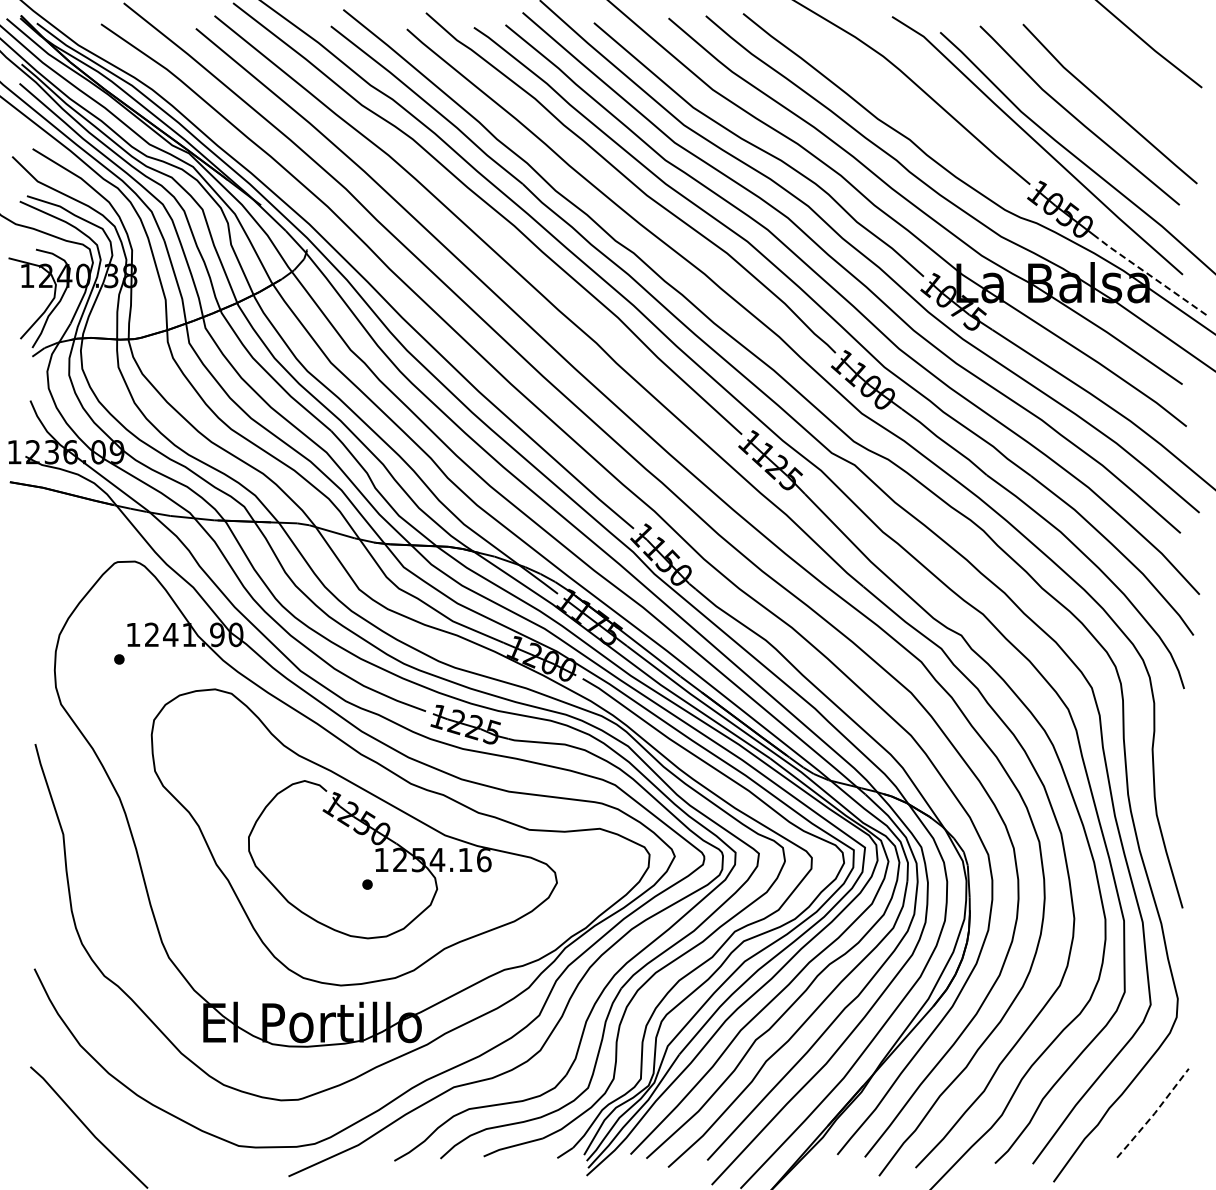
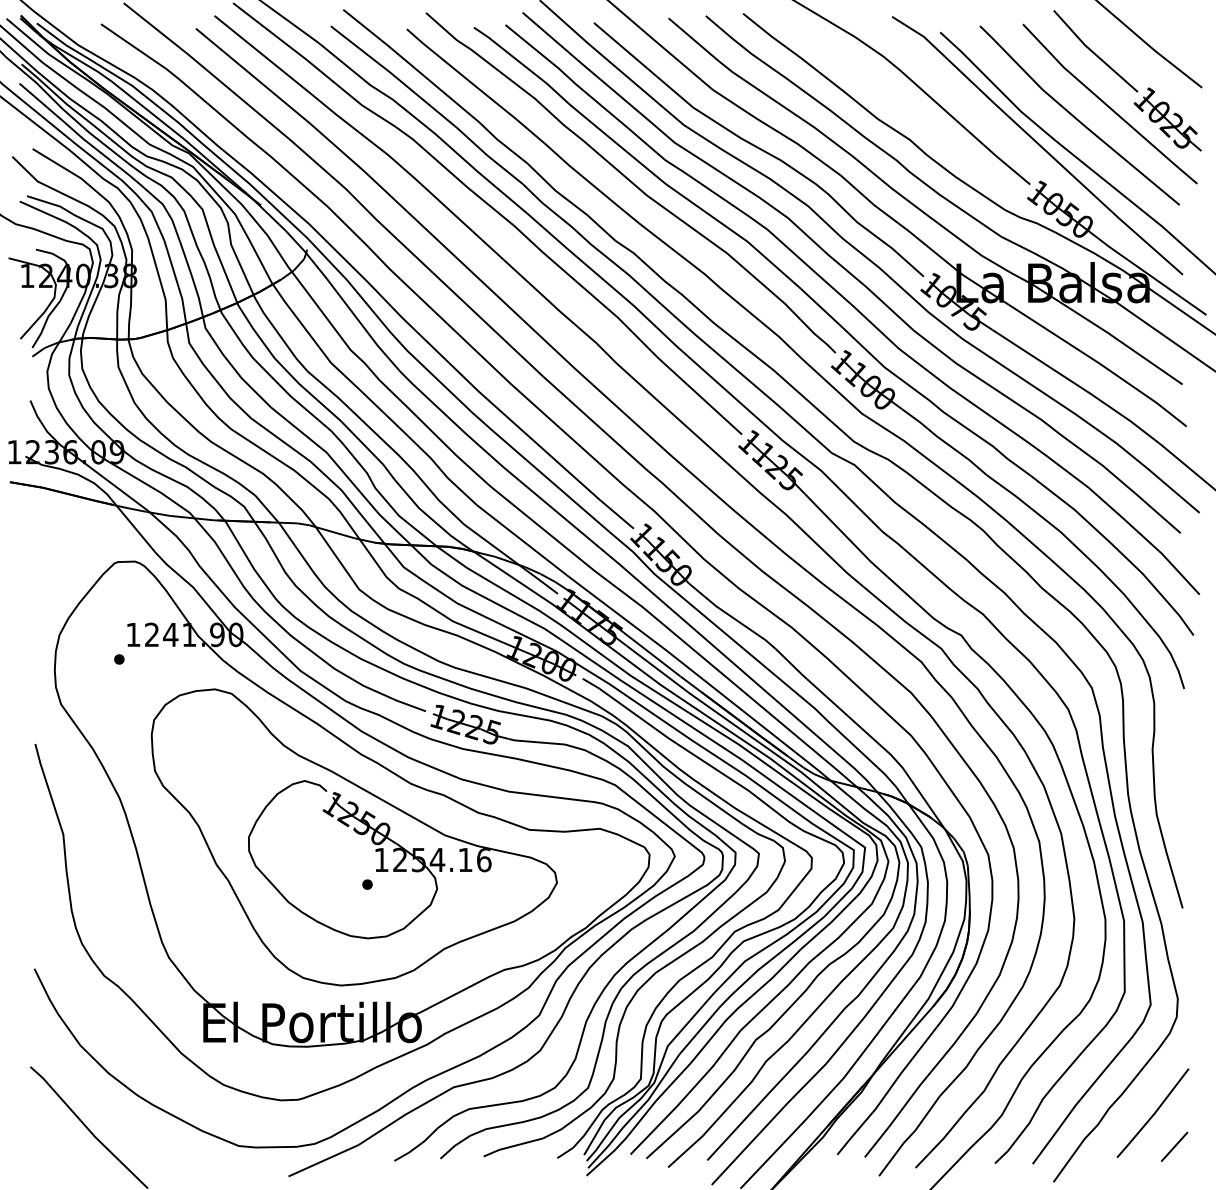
part: none -> present (1127, 80)
line: dashed -> solid (1151, 276)
line: dashed -> solid (1154, 1114)
line: none -> present (1174, 1146)
